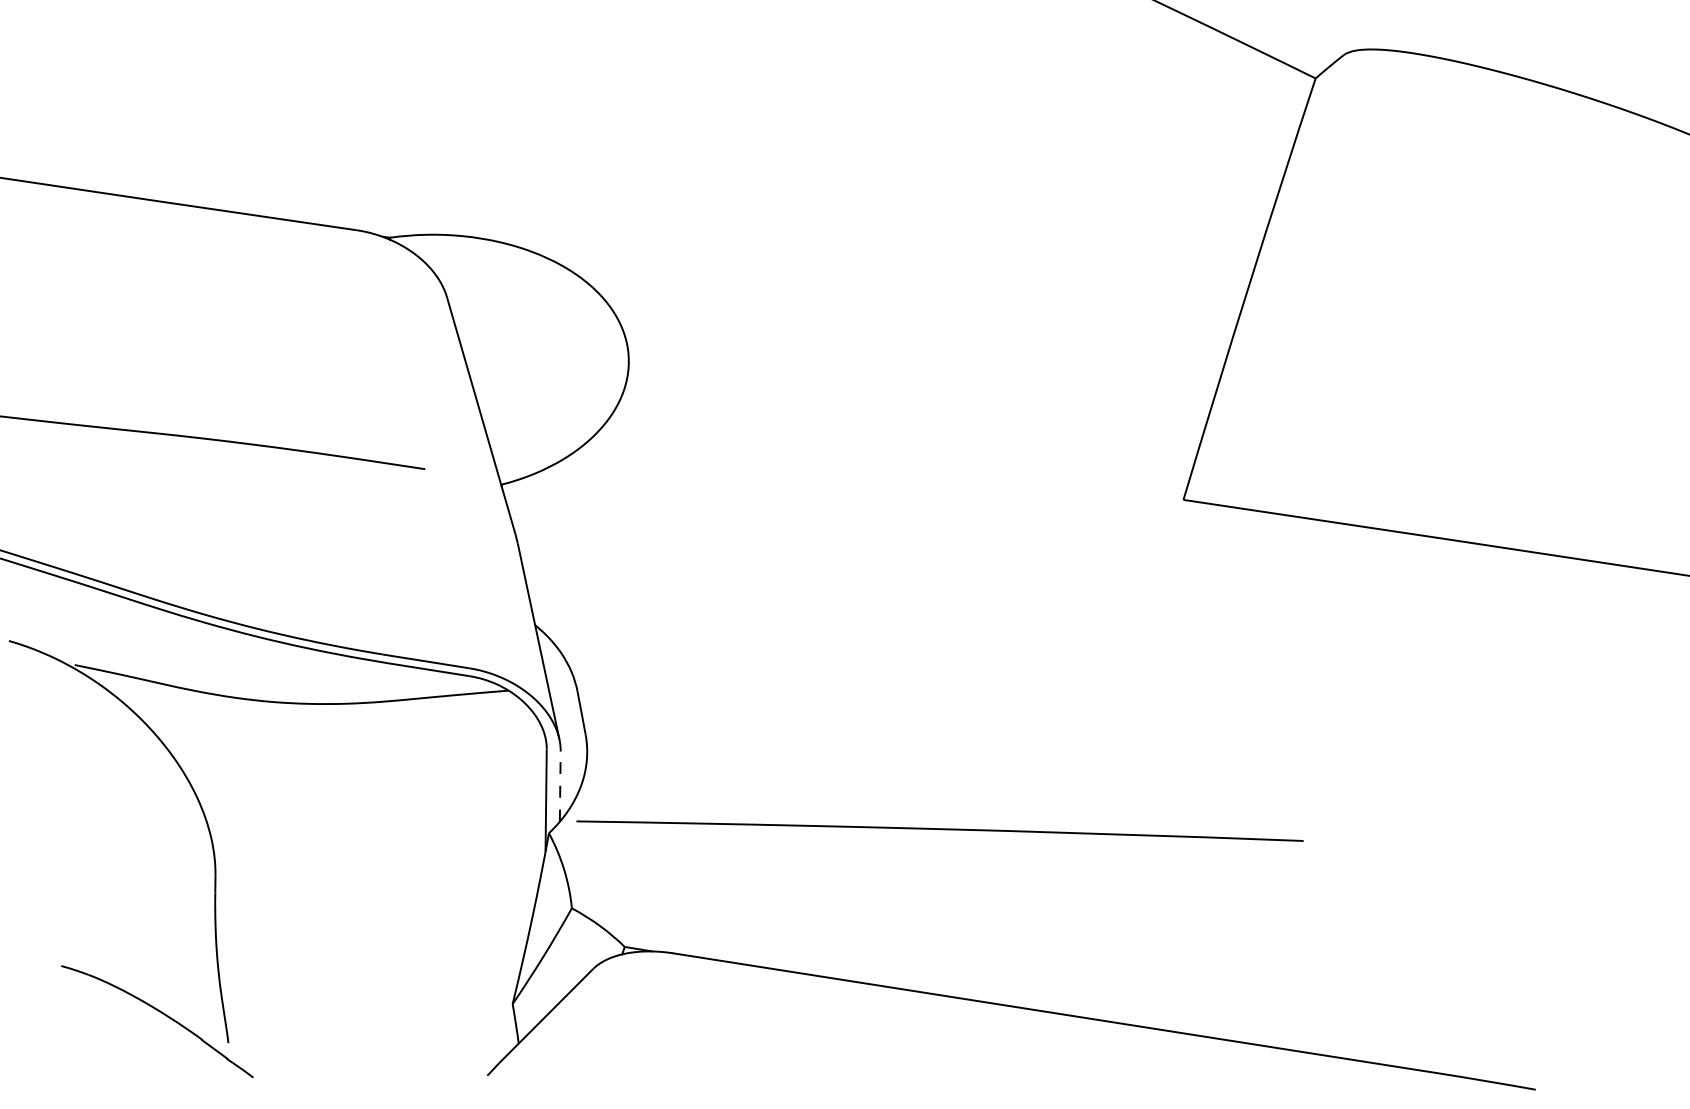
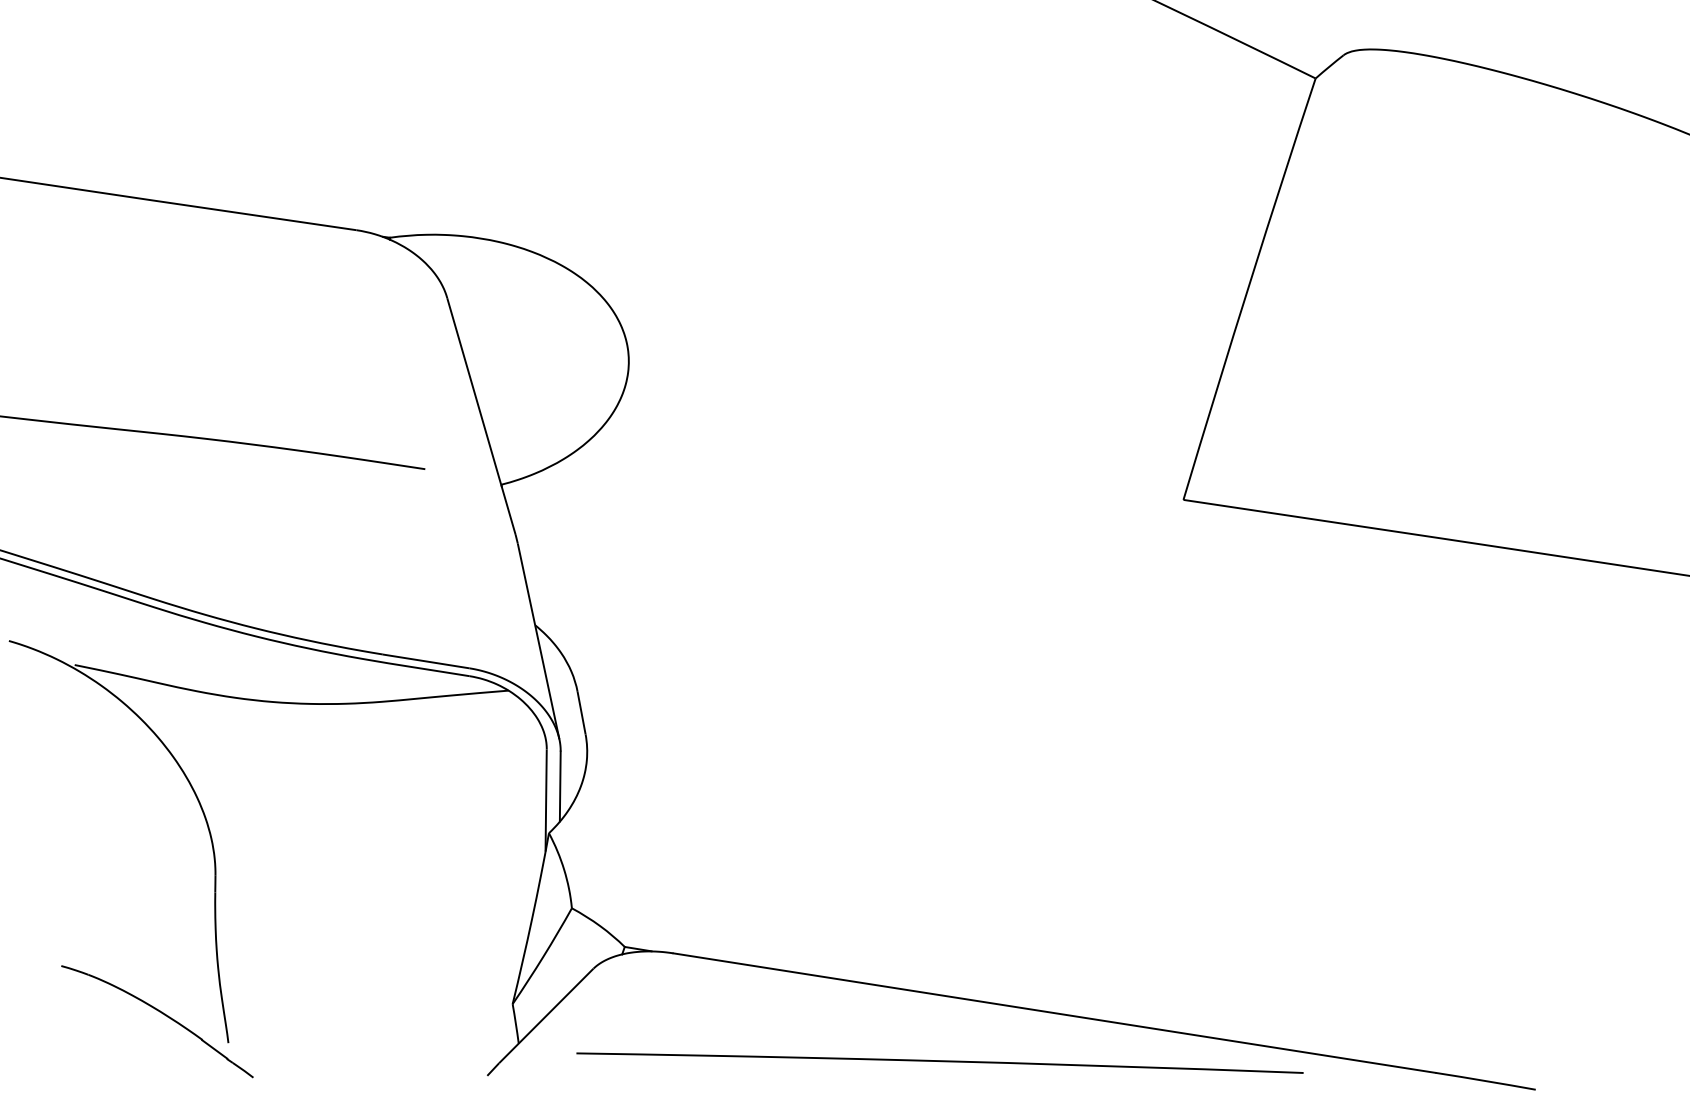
line: dashed -> solid (560, 786)
curve position: (939, 829) -> (939, 1061) (939, 1061)
